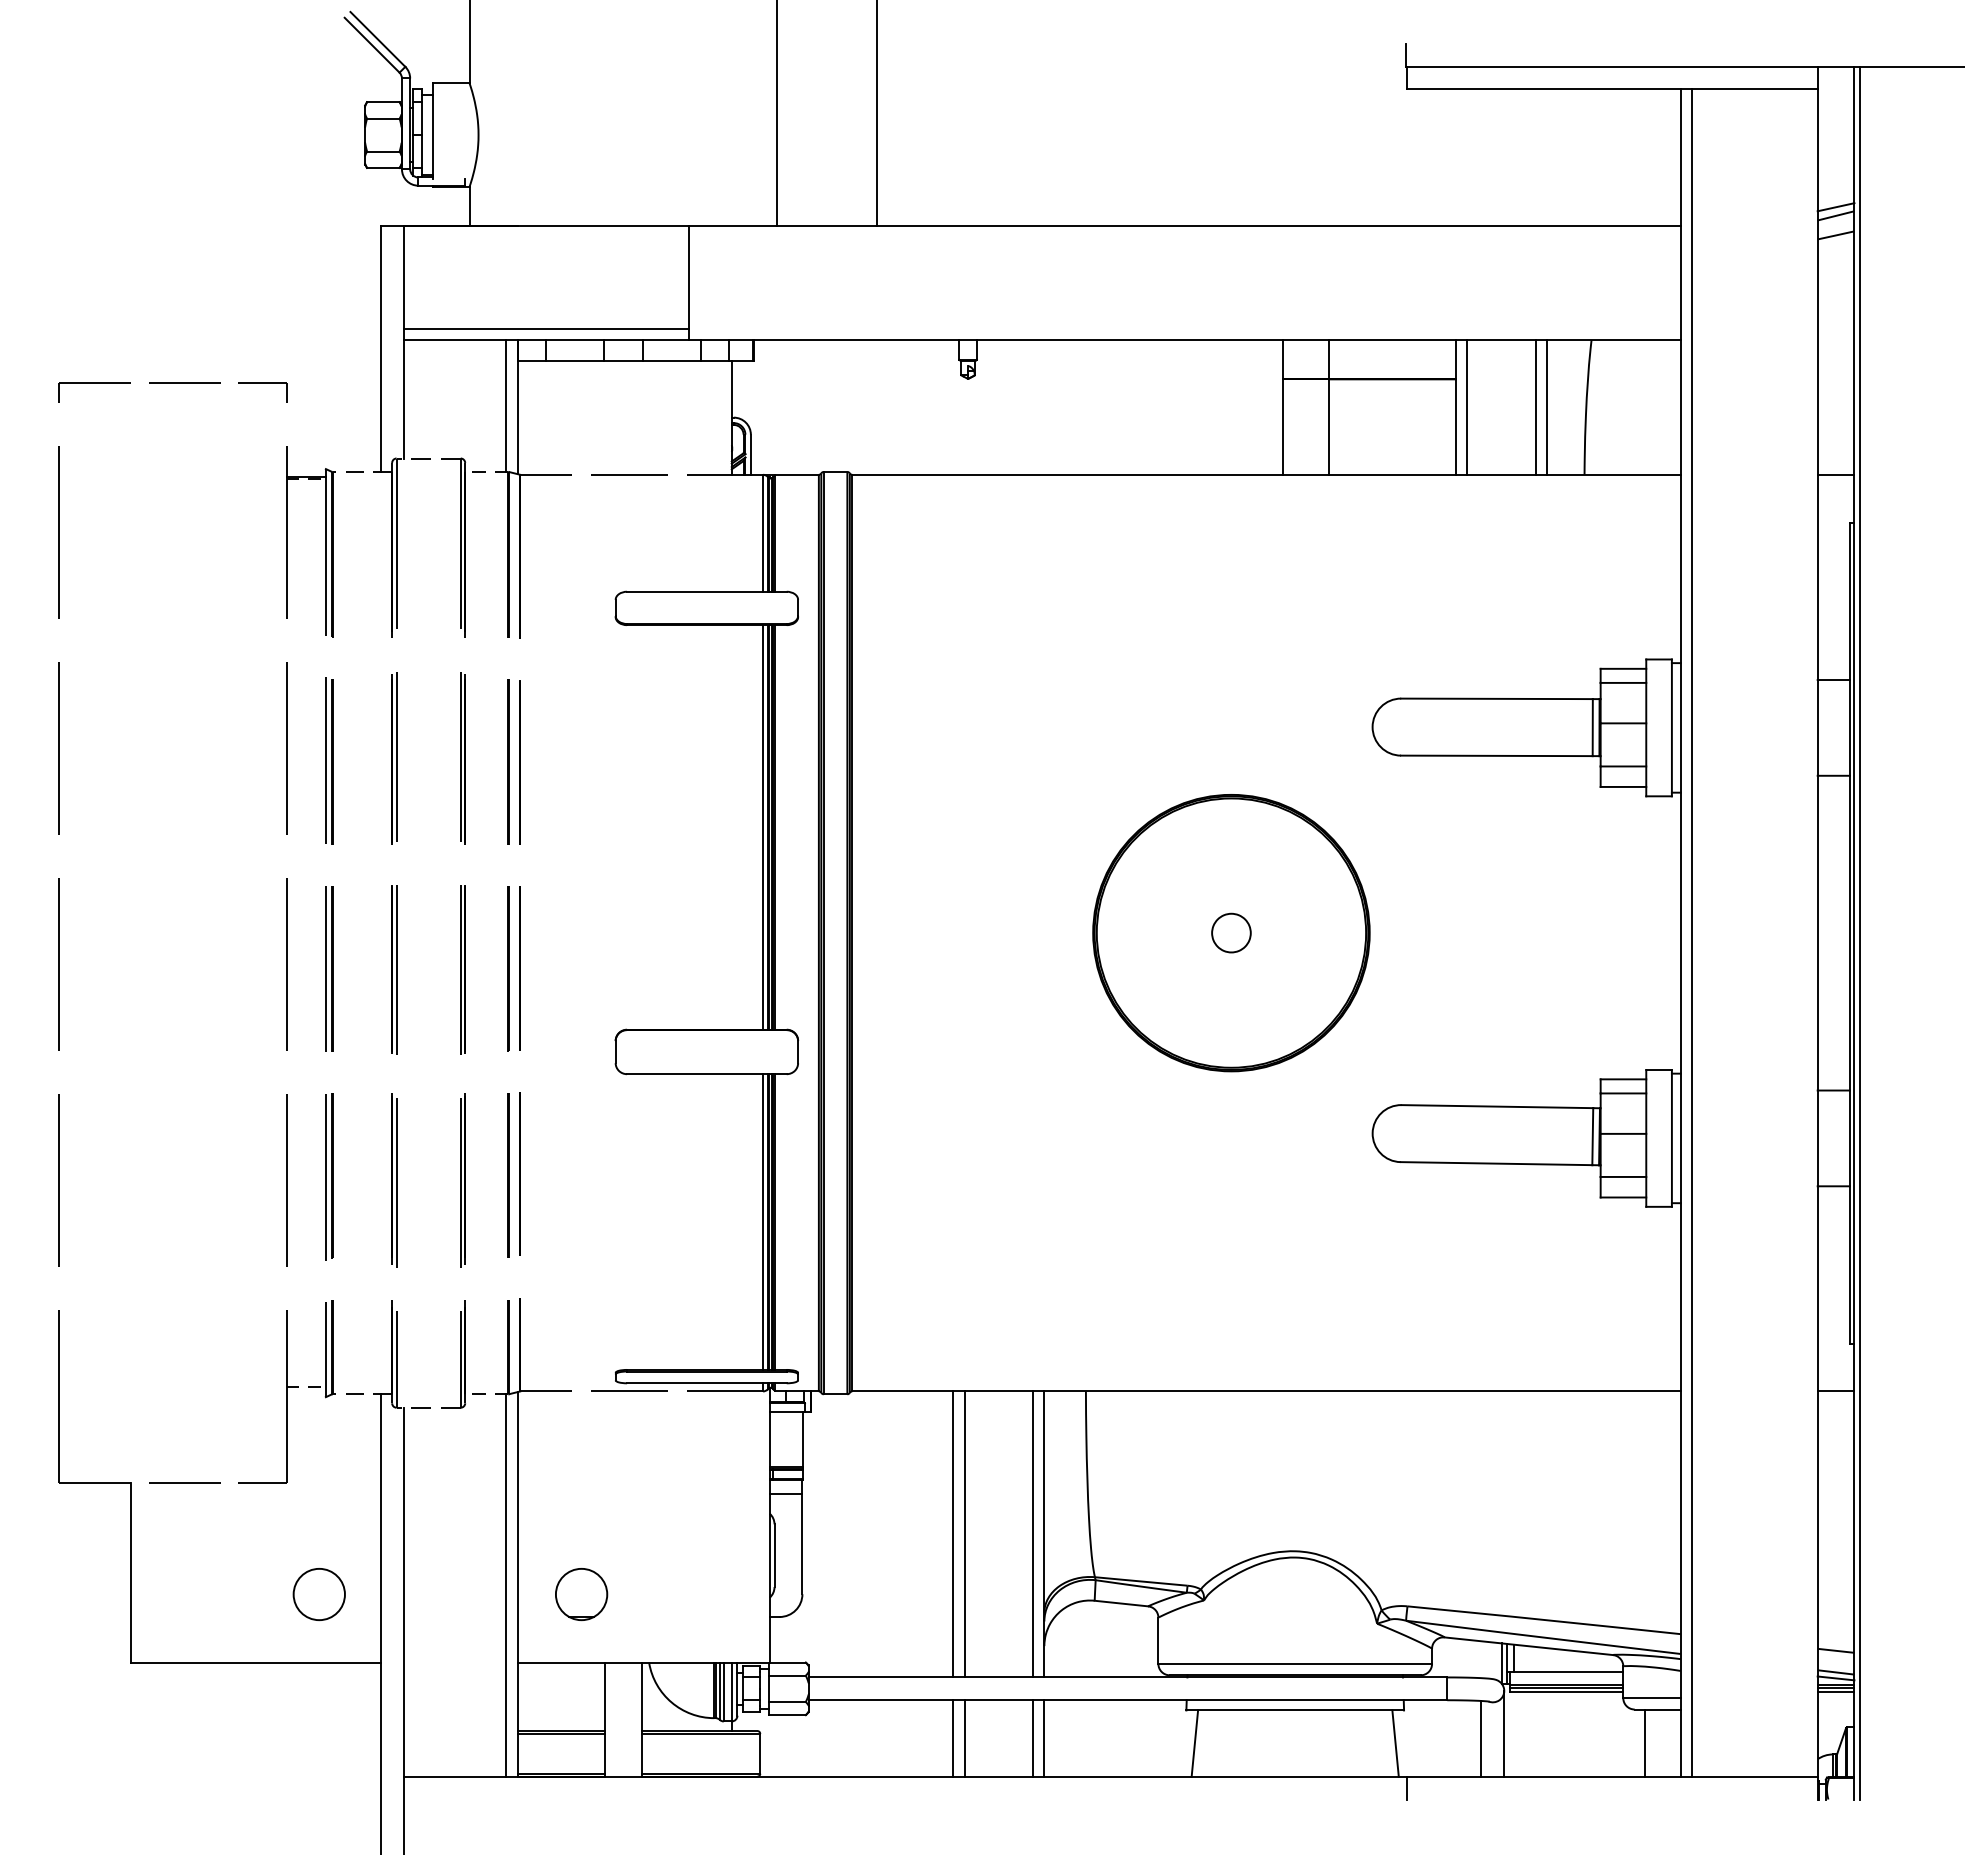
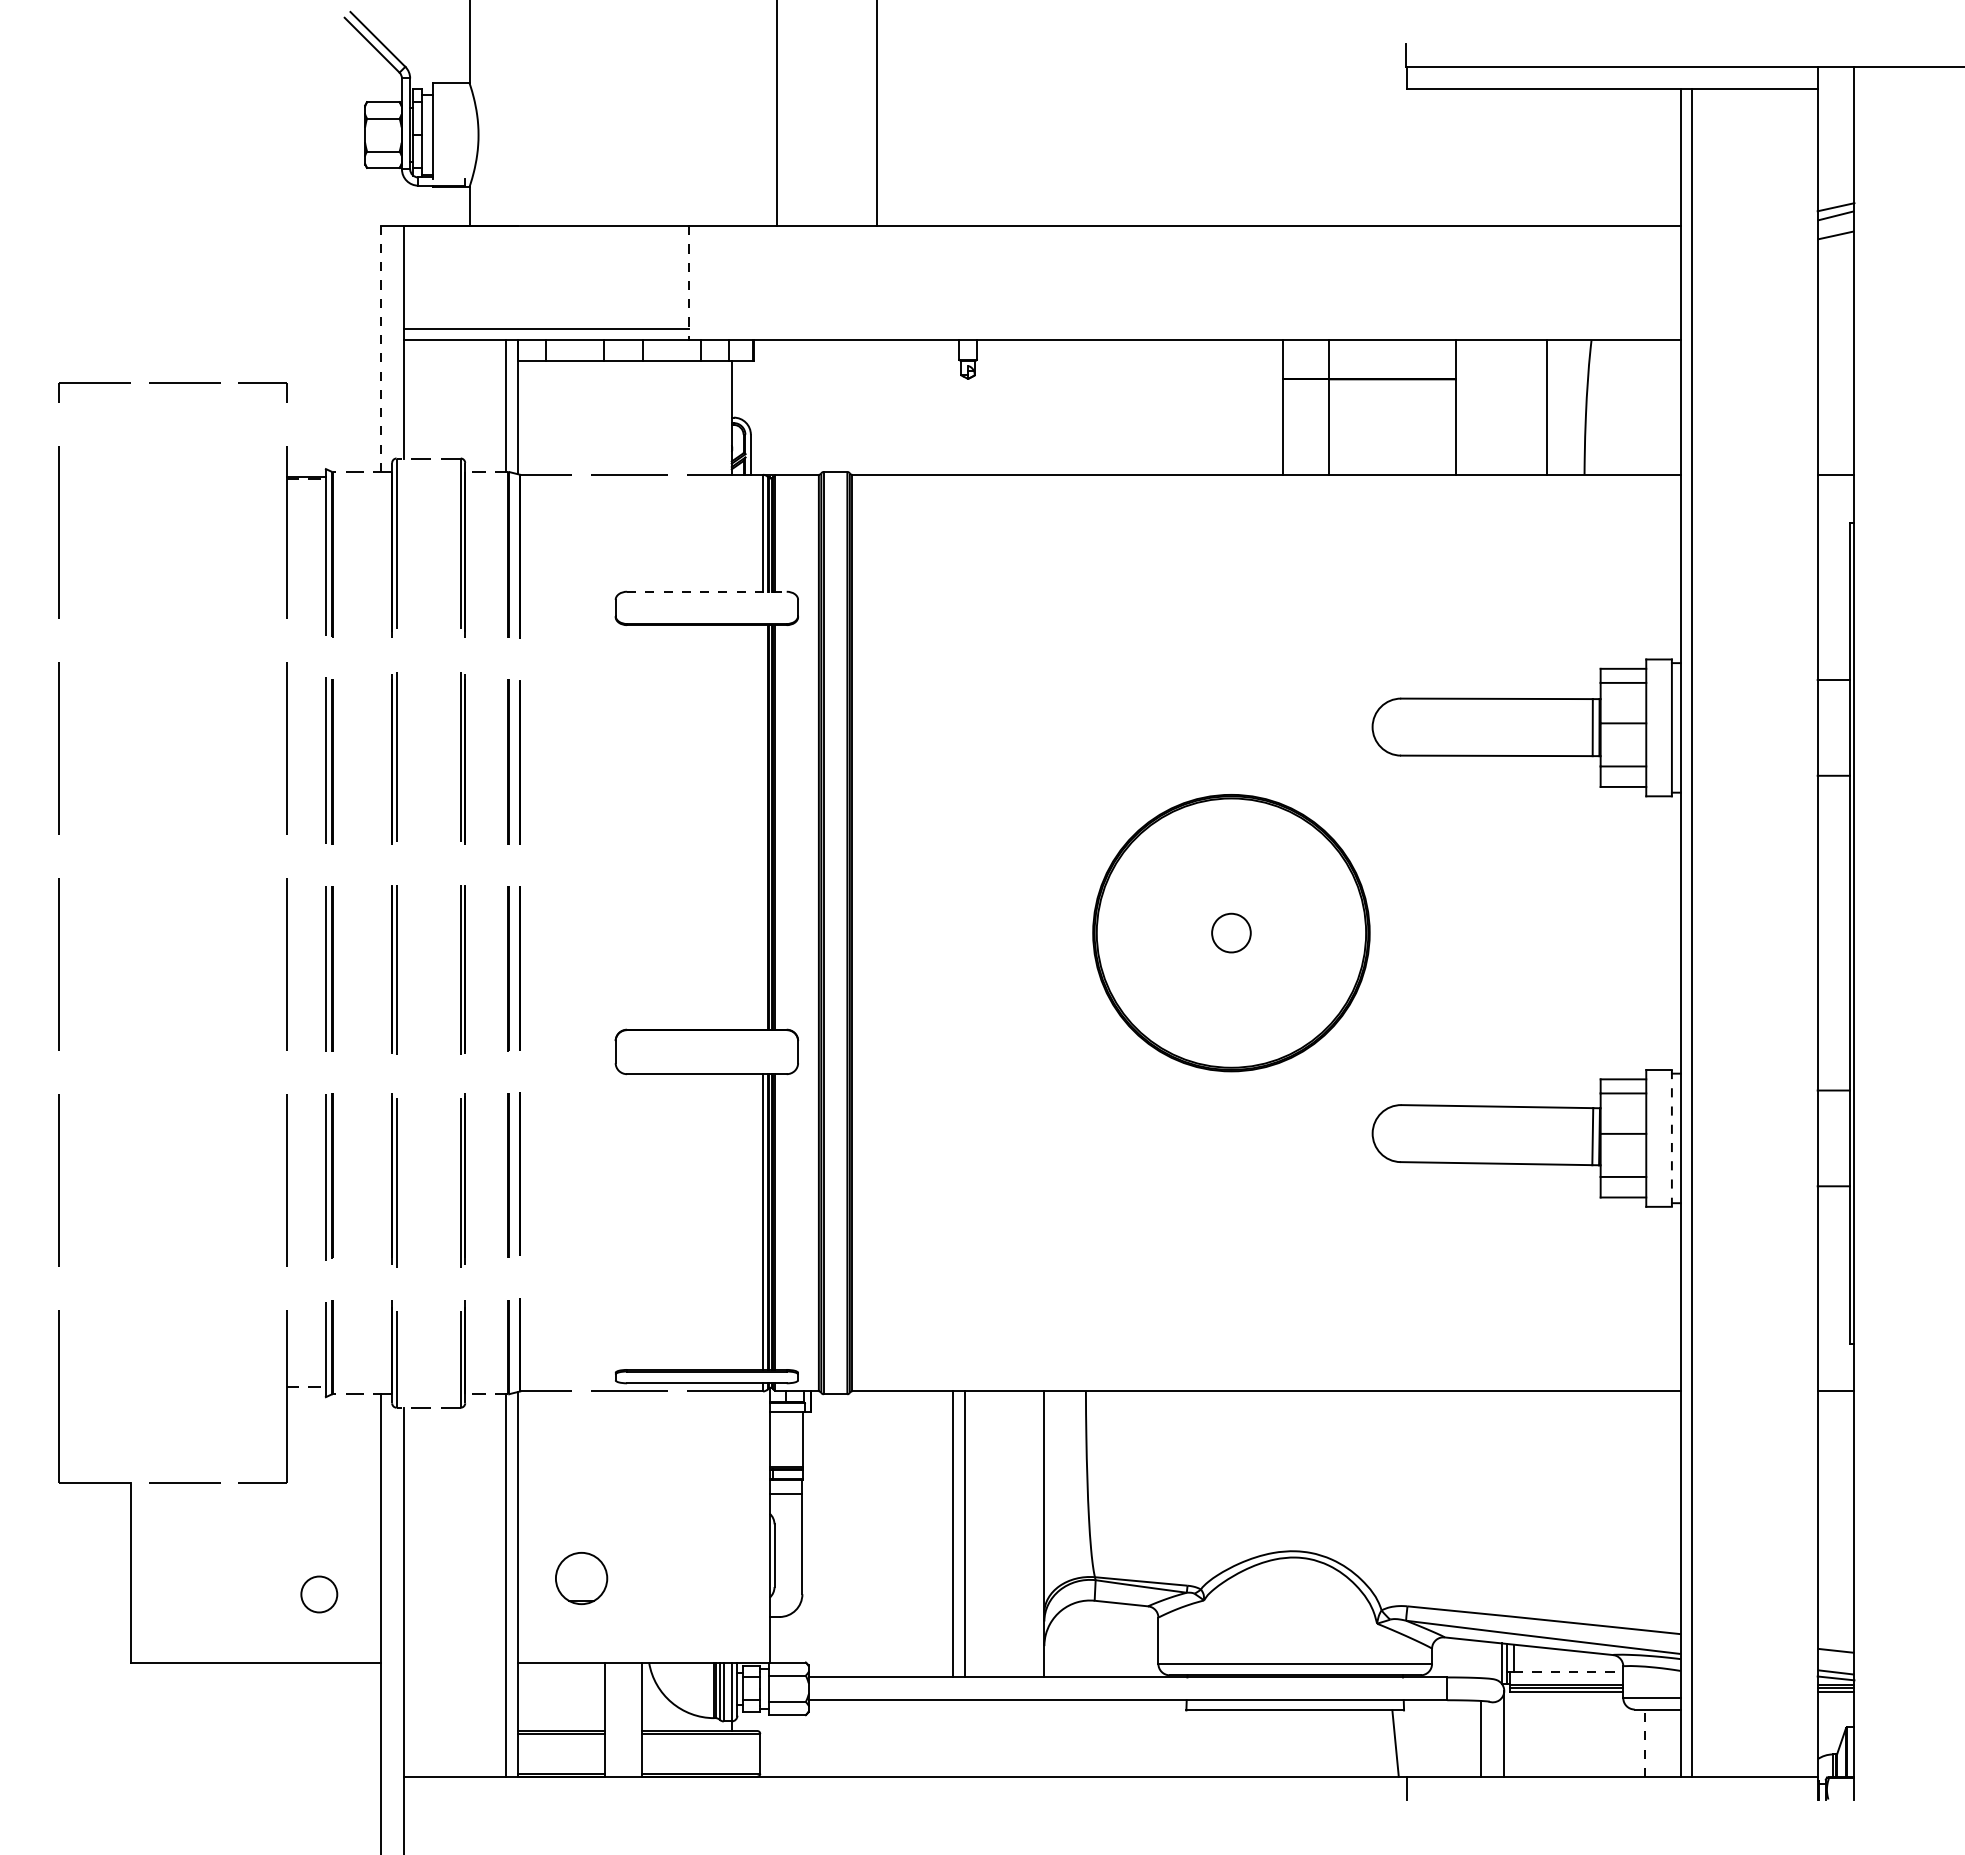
line: solid -> dashed (688, 283)
line: solid -> dashed (380, 349)
line: present -> none (1467, 407)
line: present -> none (1535, 407)
line: solid -> dashed (706, 591)
line: present -> none (763, 827)
line: present -> none (1859, 932)
line: solid -> dashed (1671, 1137)
line: present -> none (1032, 1534)
circle diameter: 51 px -> 36 px (319, 1594)
part position: (581, 1594) -> (581, 1578) (581, 1578)
line: solid -> dashed (1568, 1671)
line: present -> none (953, 1738)
line: present -> none (964, 1738)
line: present -> none (1032, 1738)
line: present -> none (1044, 1738)
line: present -> none (1194, 1743)
line: solid -> dashed (1644, 1743)
